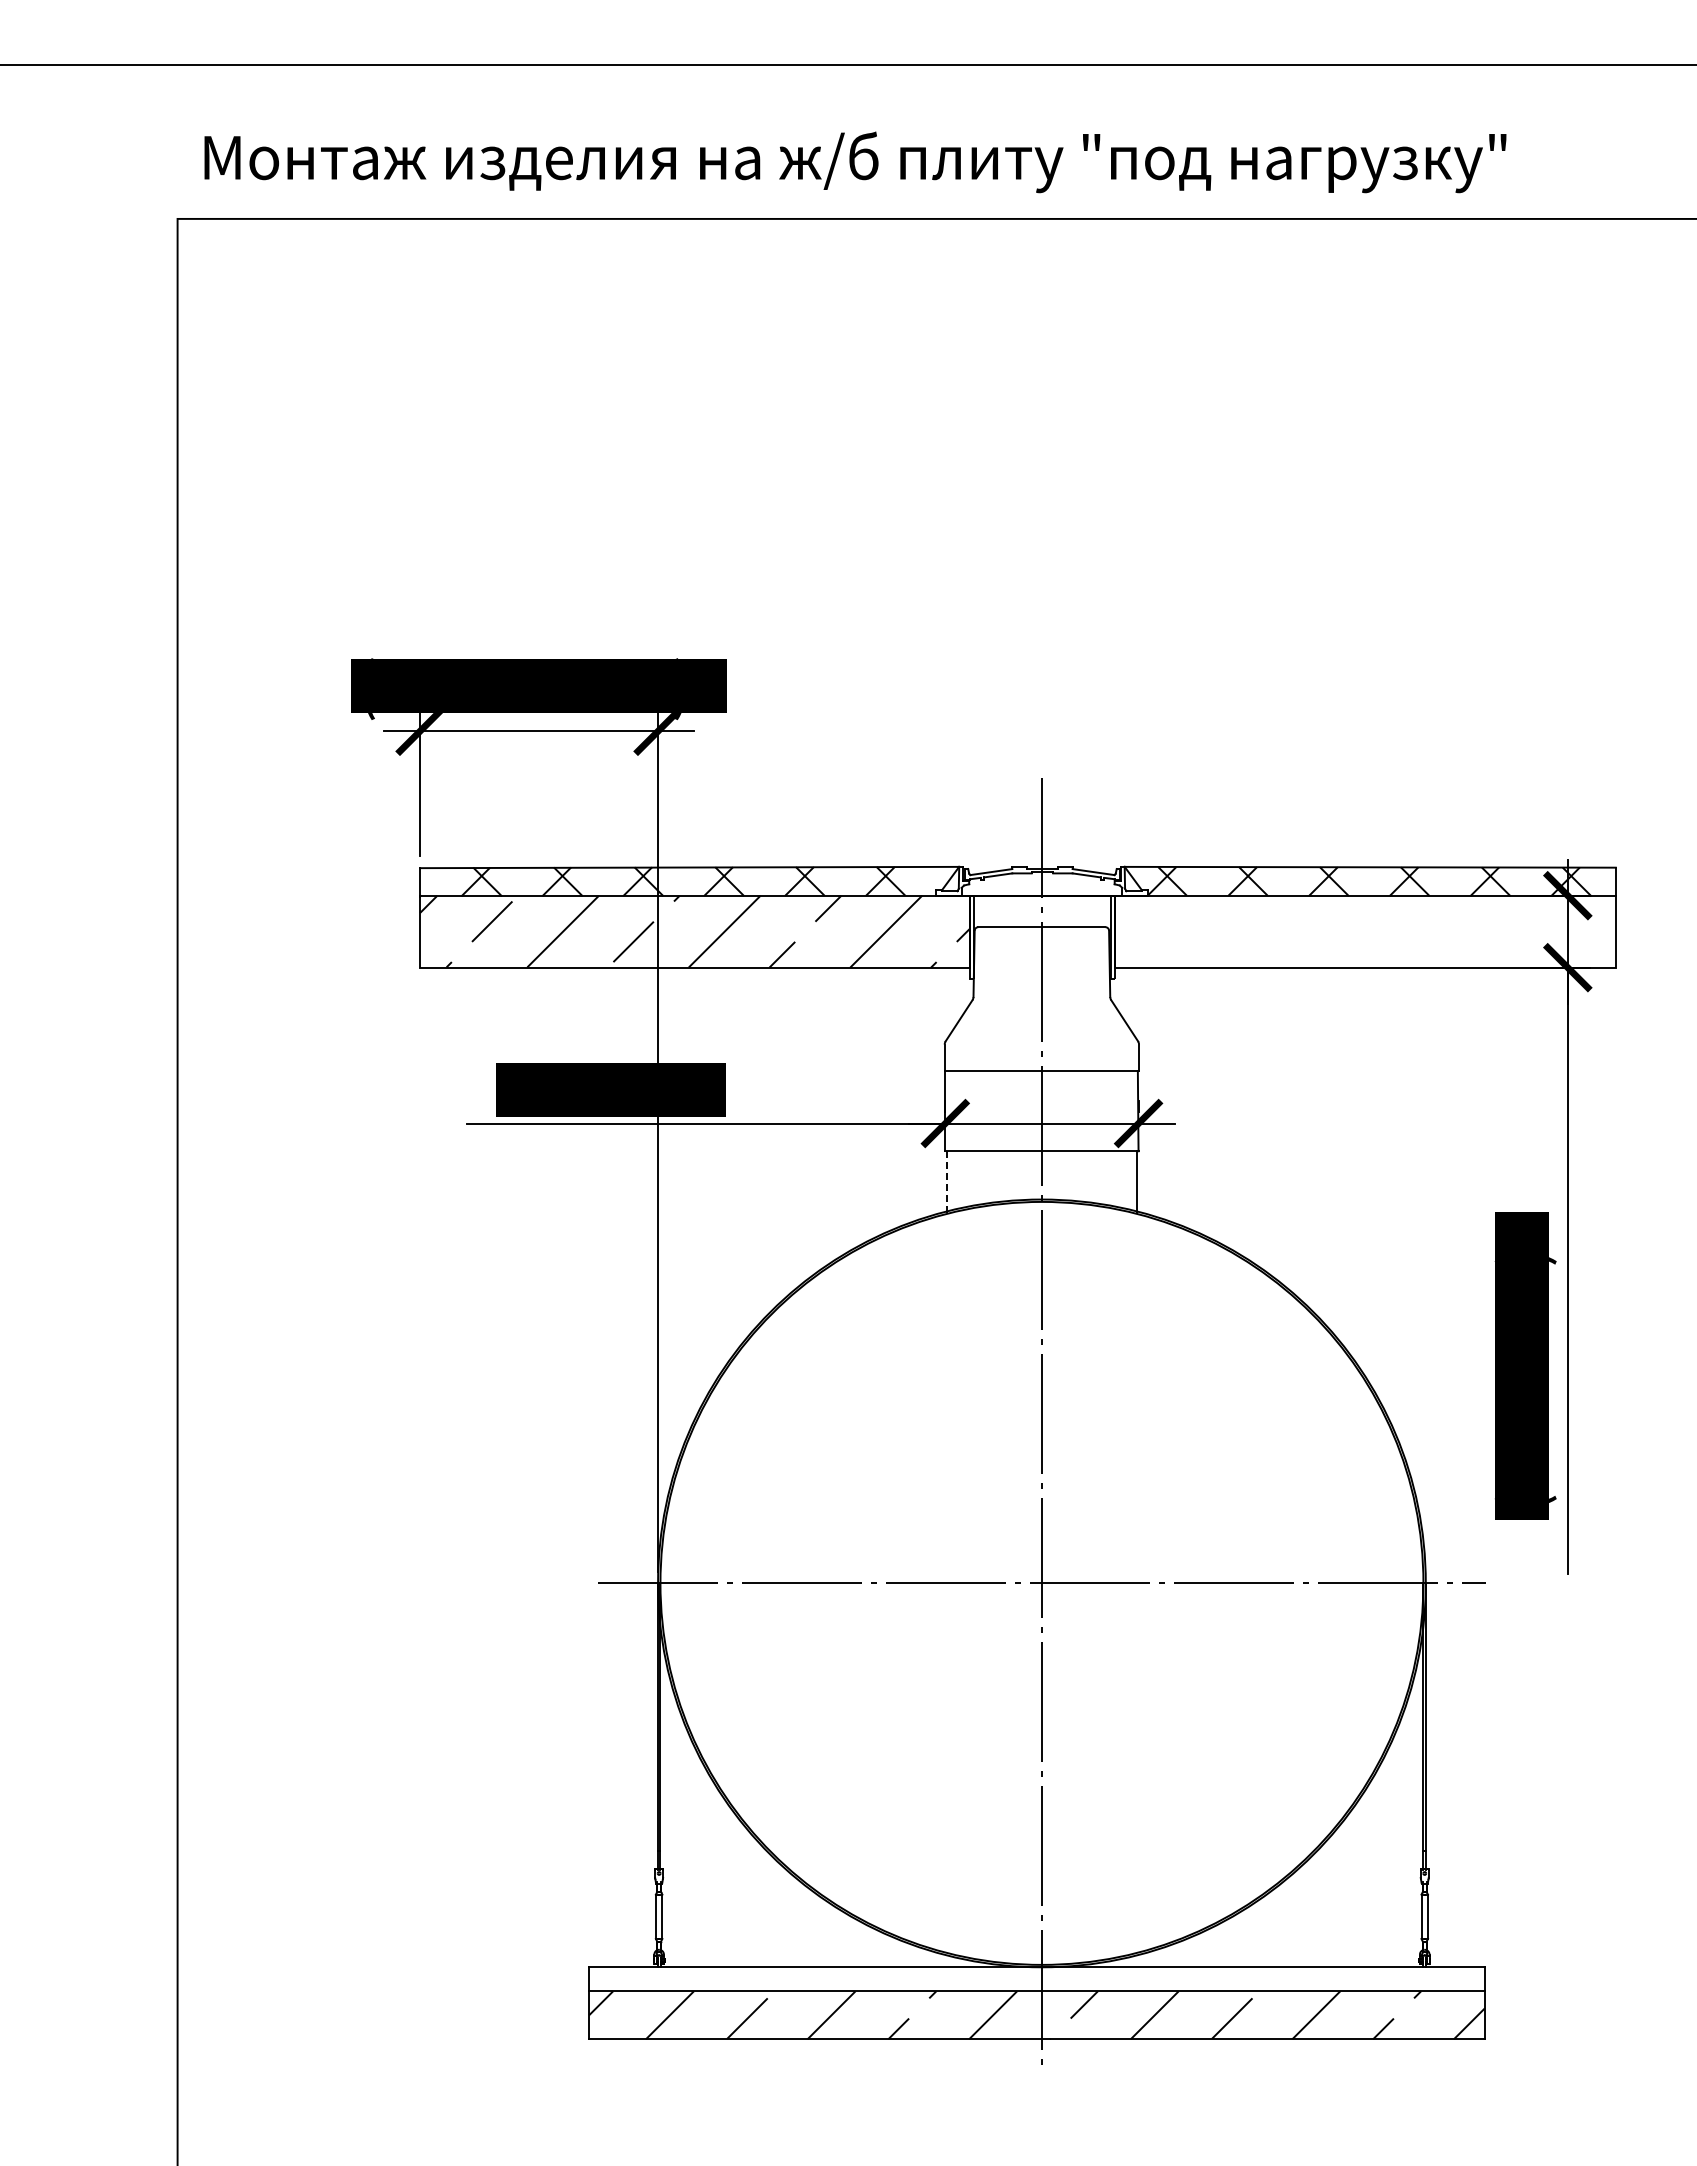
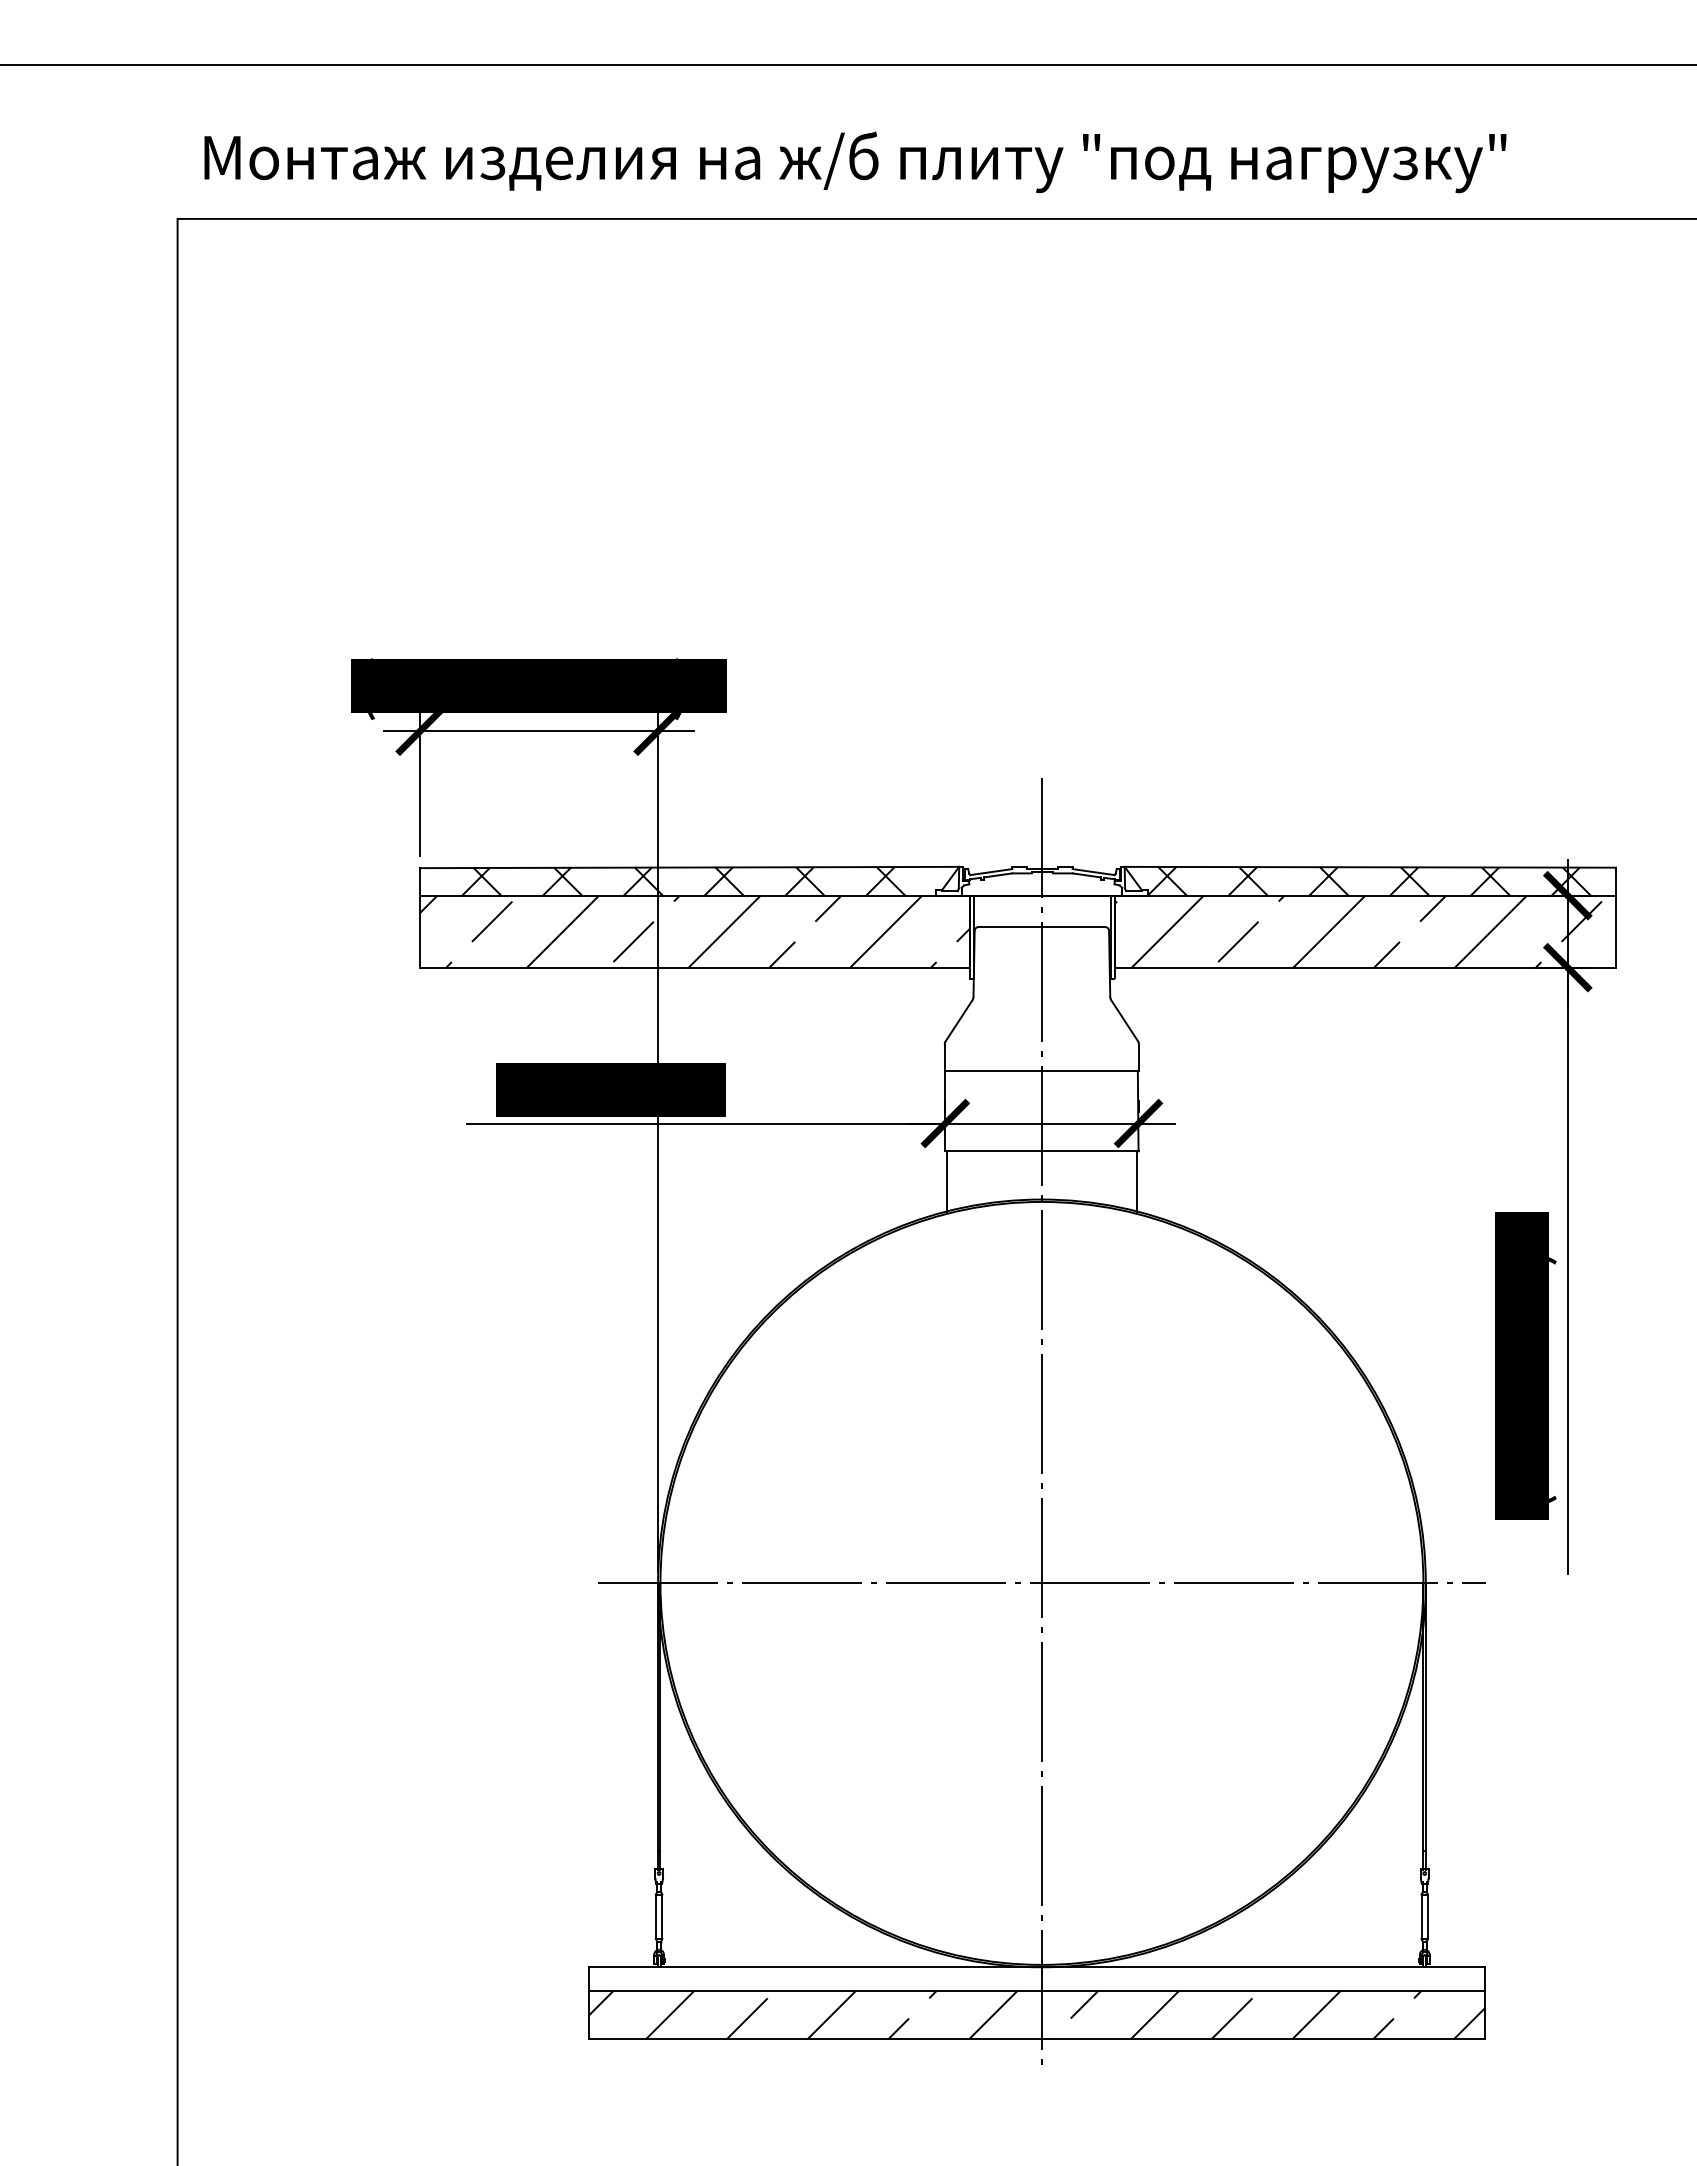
hatch: none -> present (1357, 931)
line: dashed -> solid (946, 1182)
